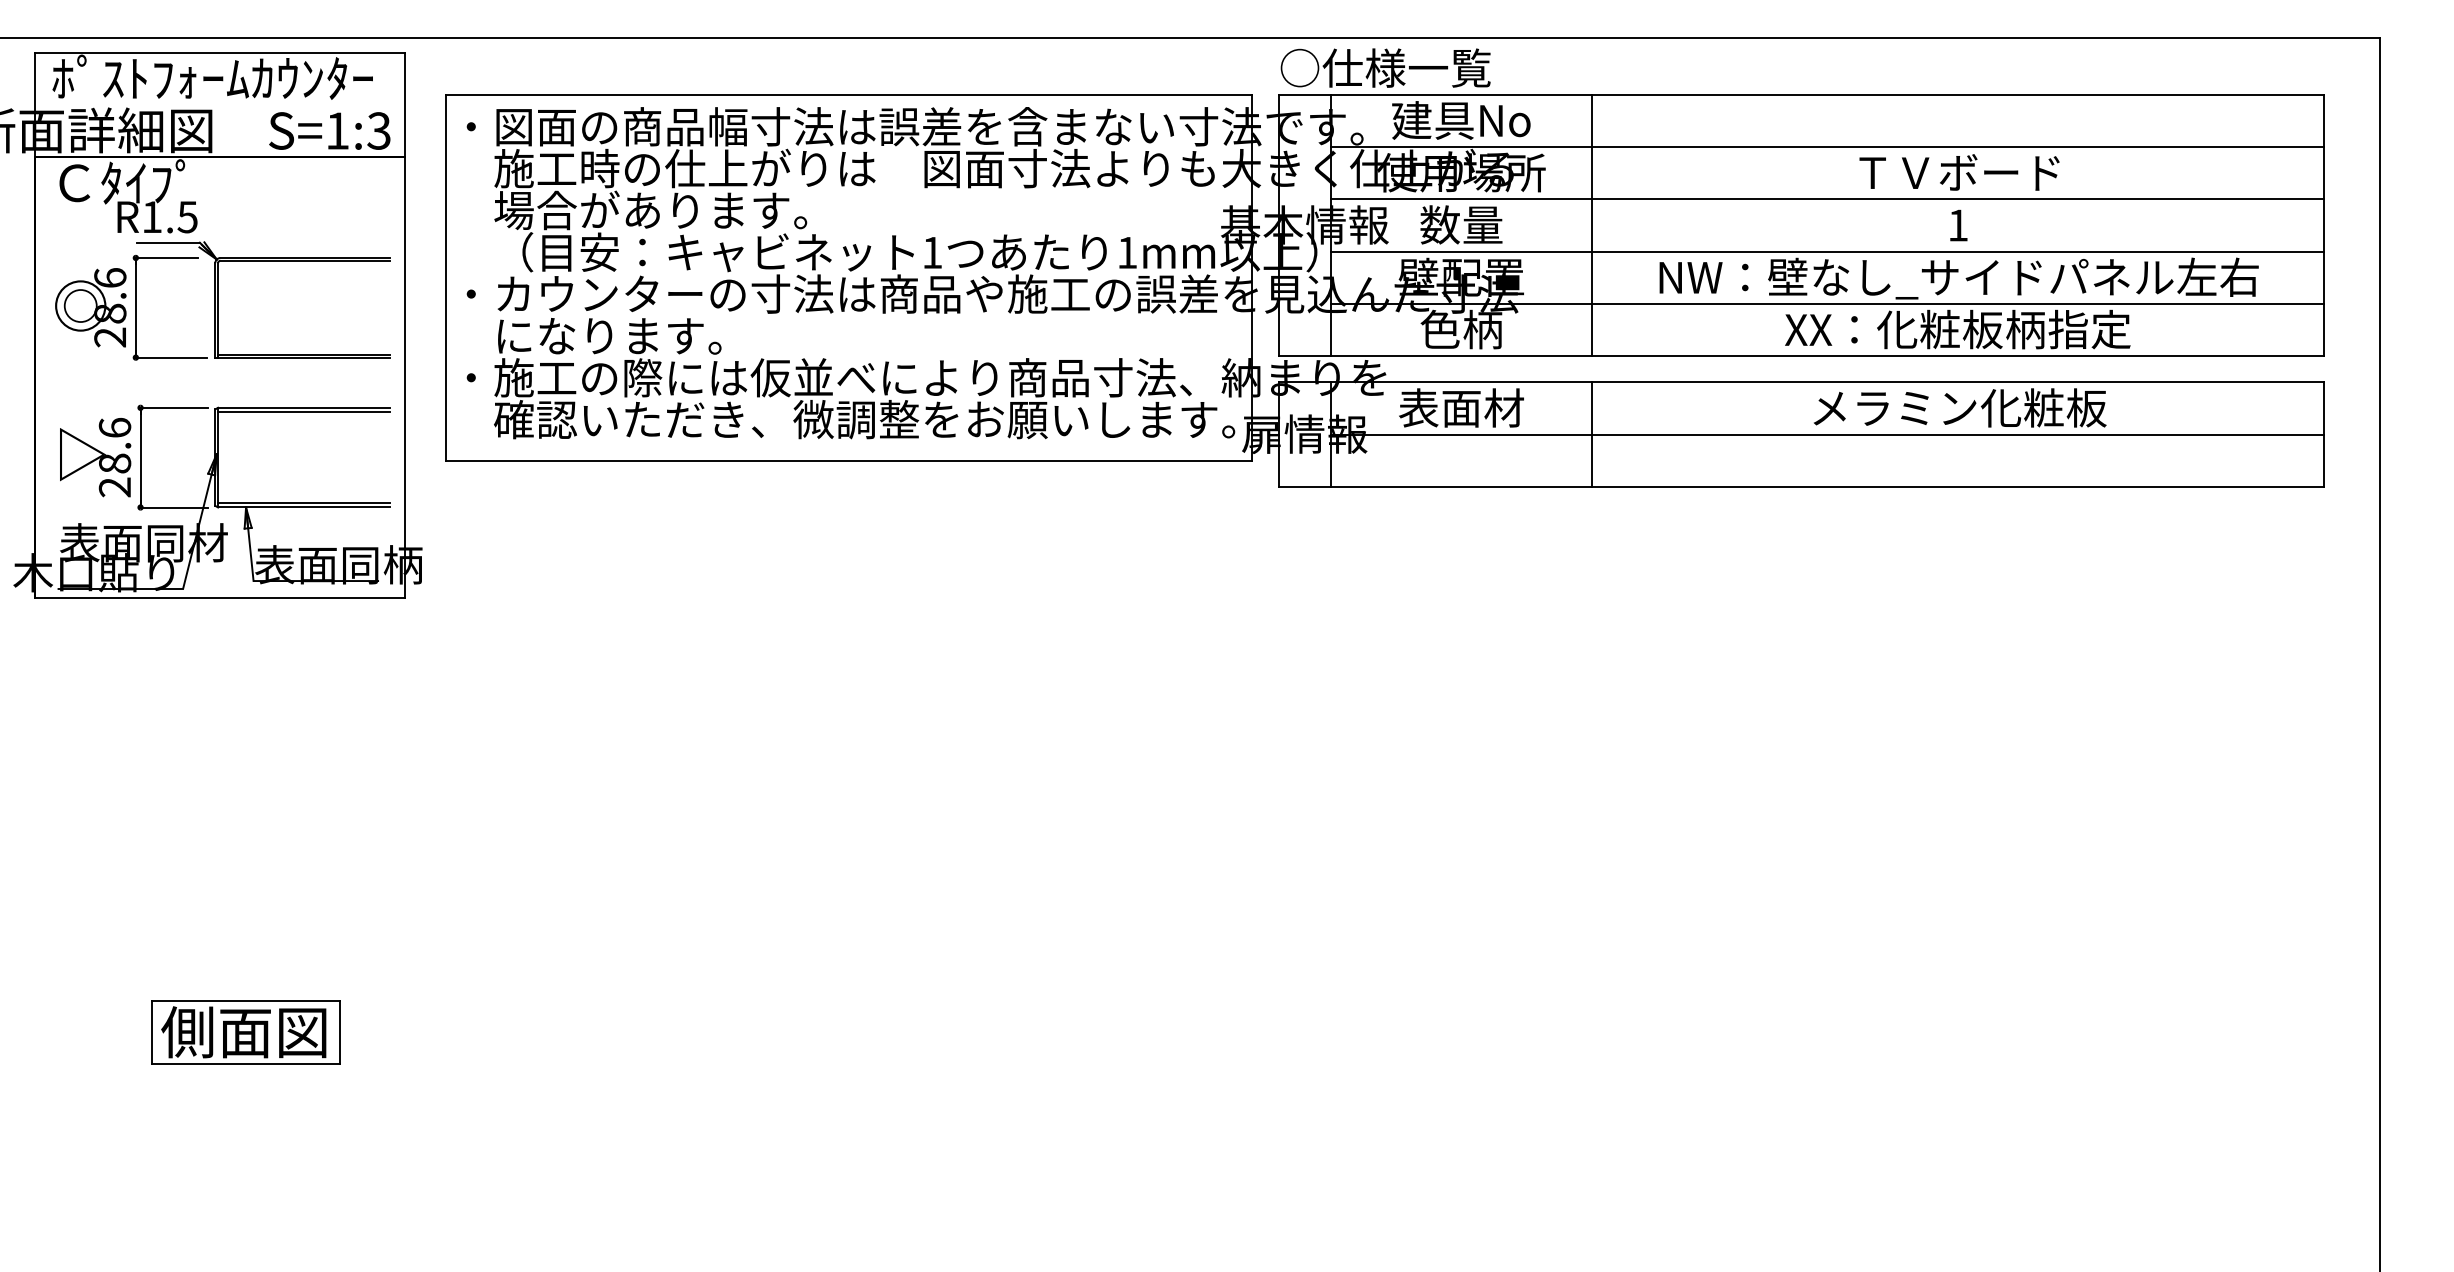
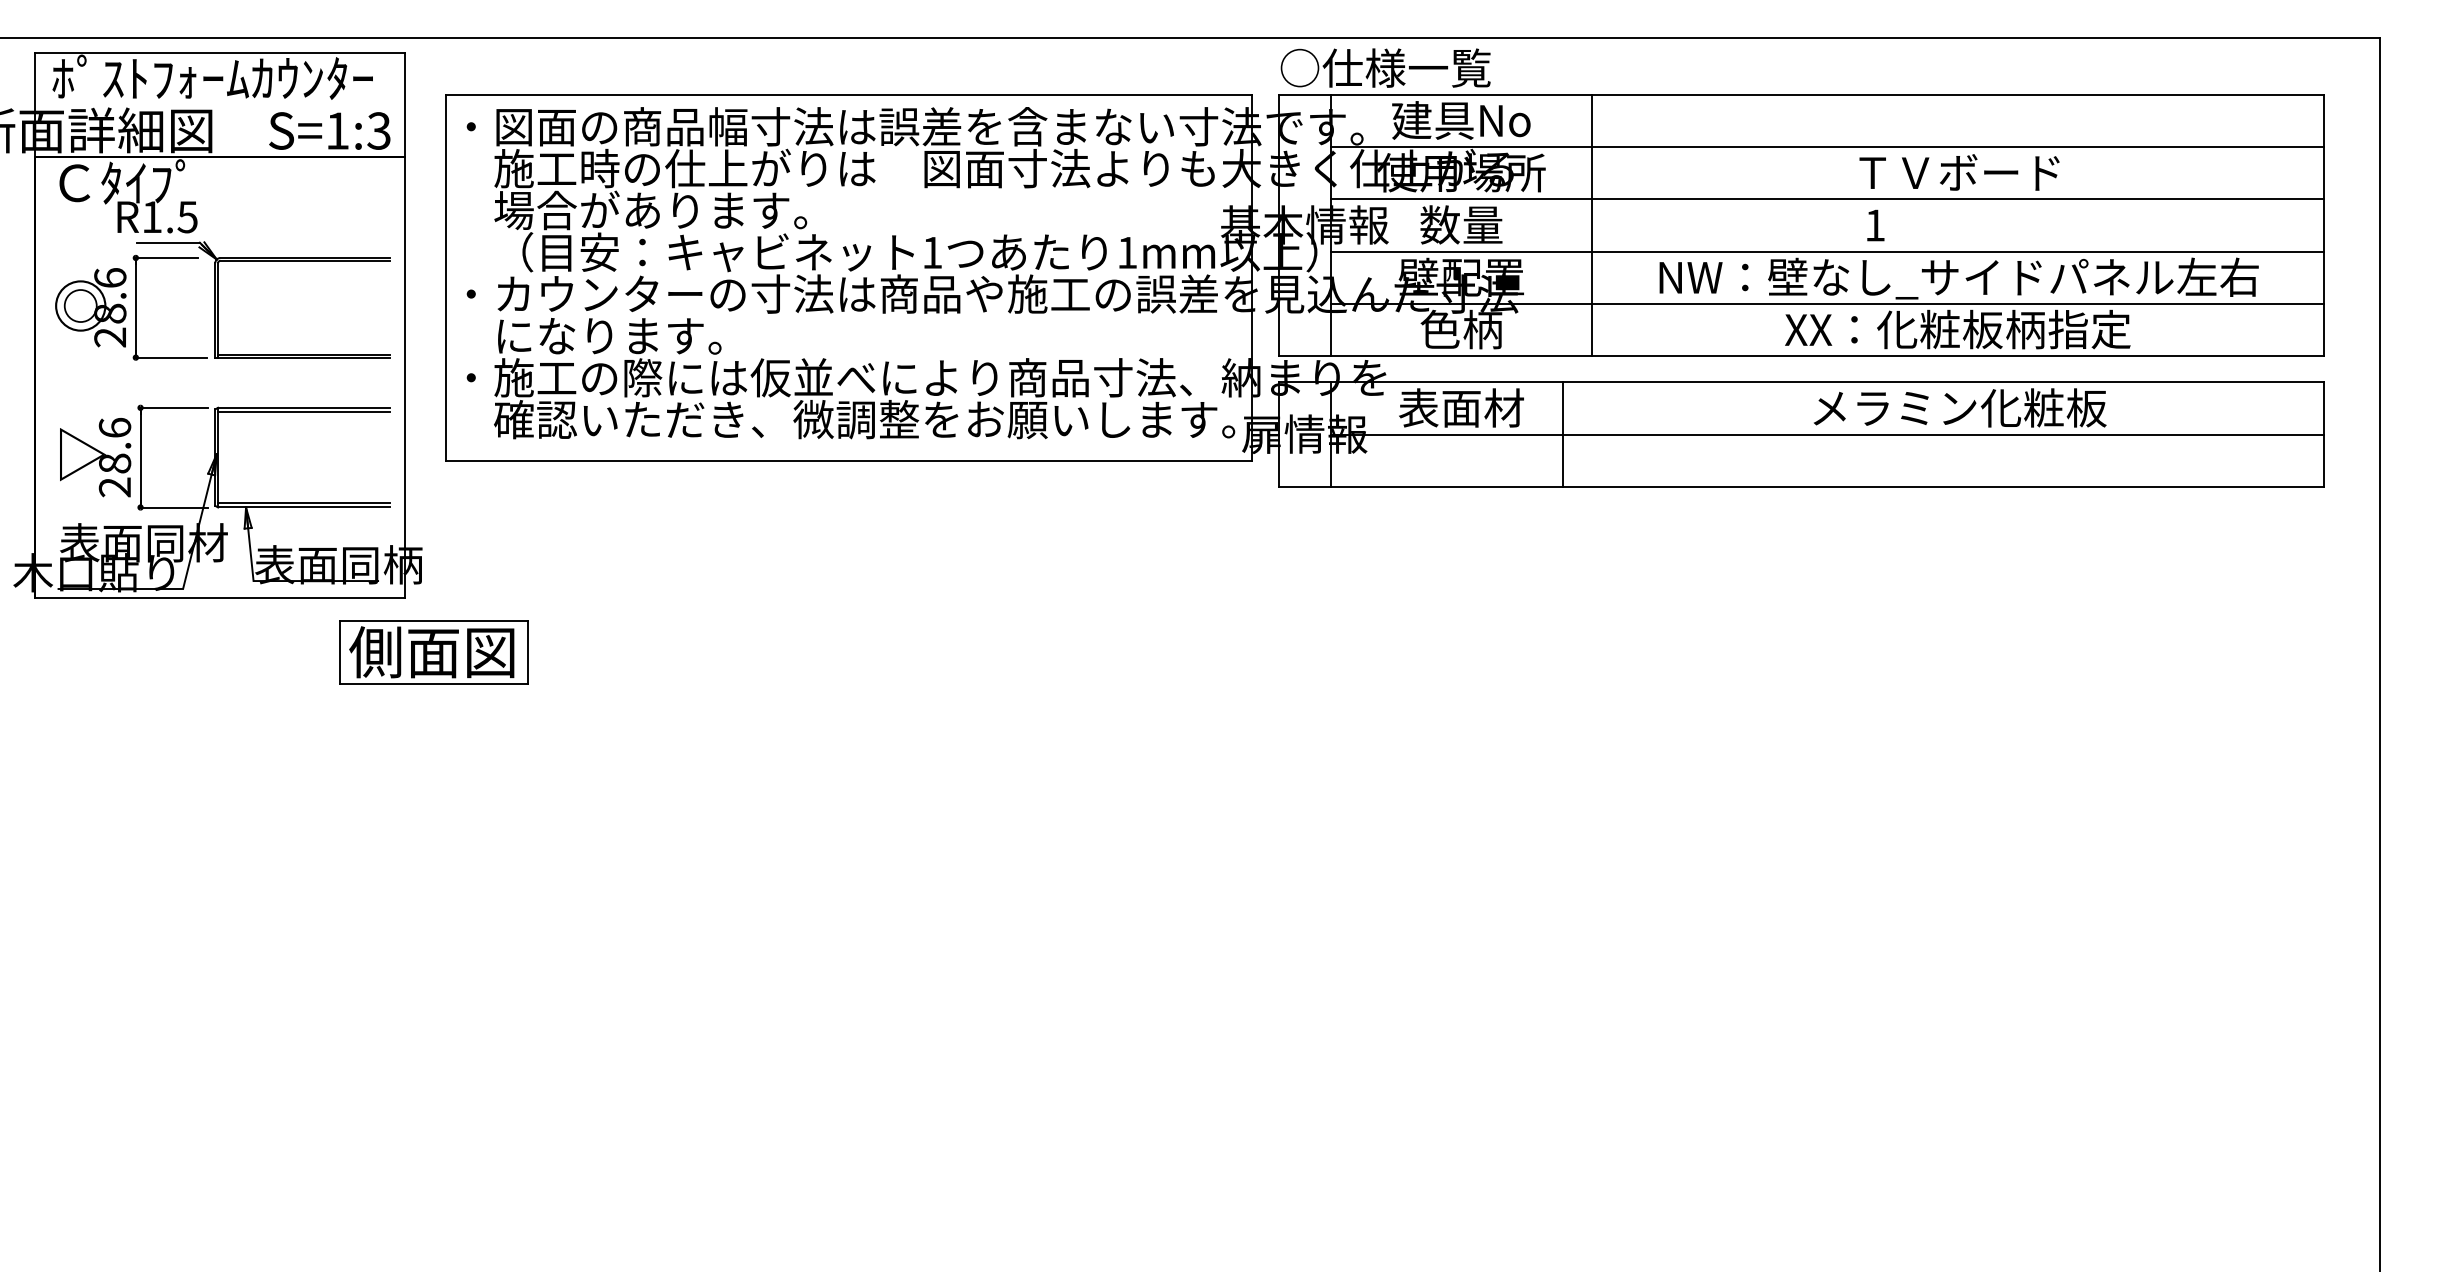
text position: (1958, 225) -> (1875, 225) (1875, 225)
line position: (1592, 434) -> (1563, 434) (1563, 434)
part position: (245, 1032) -> (433, 652) (433, 652)
